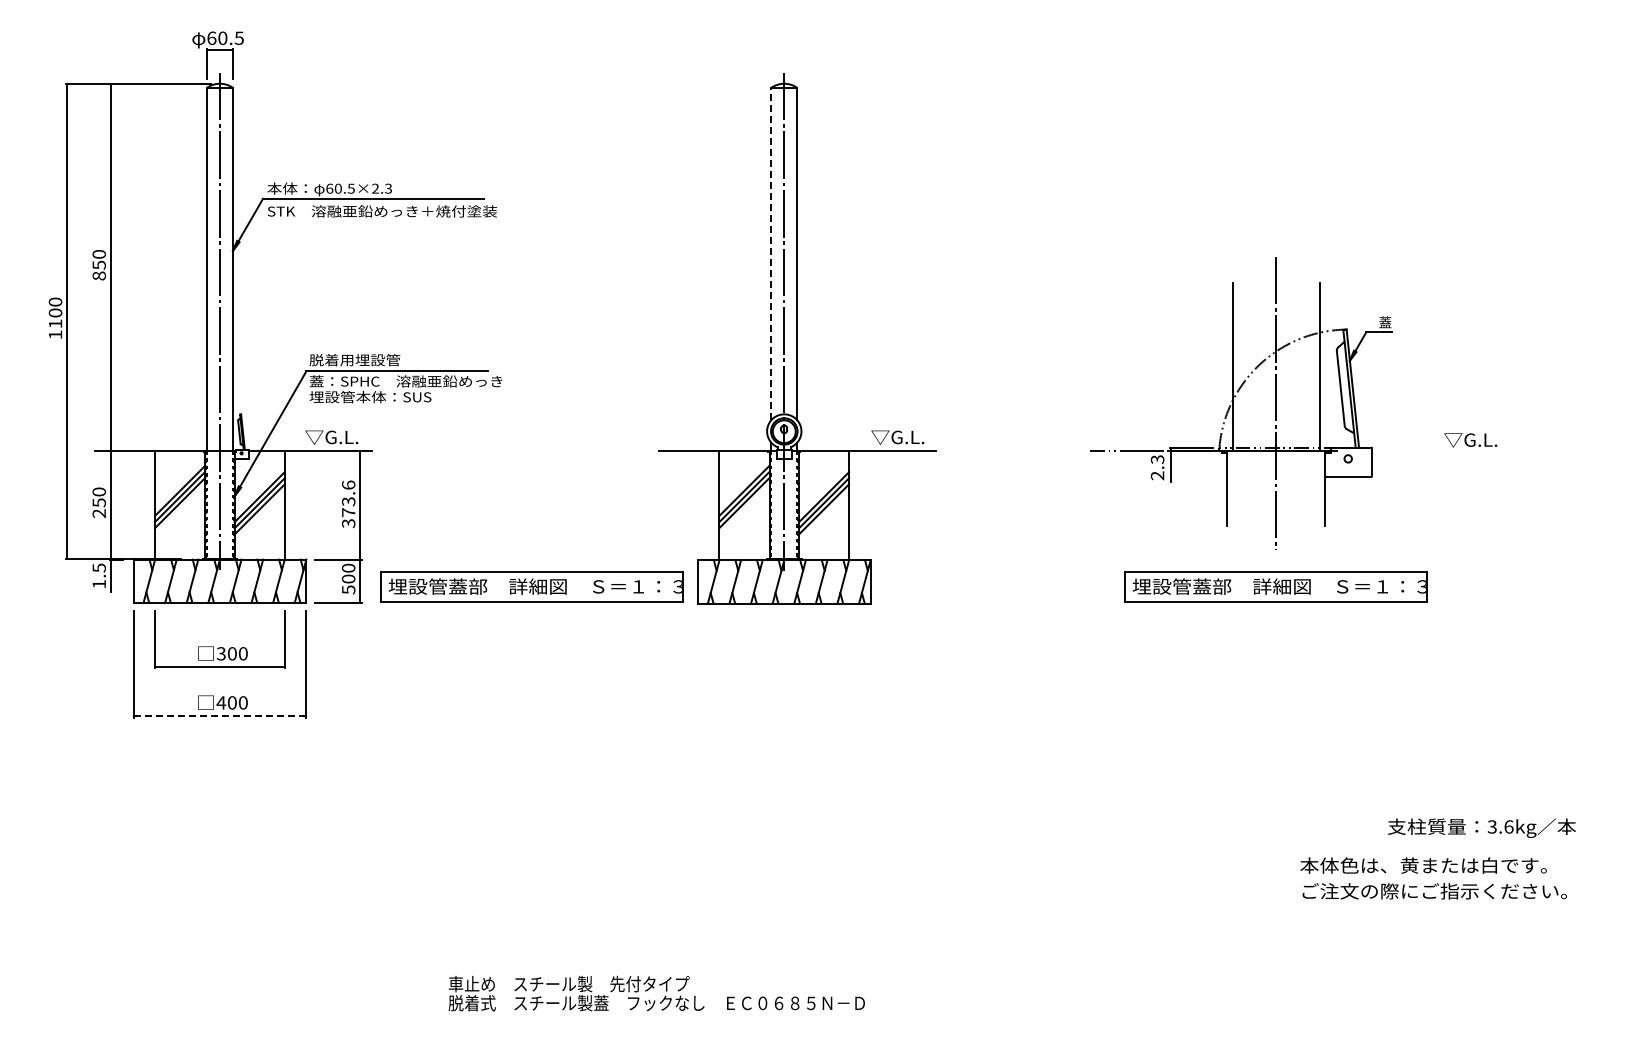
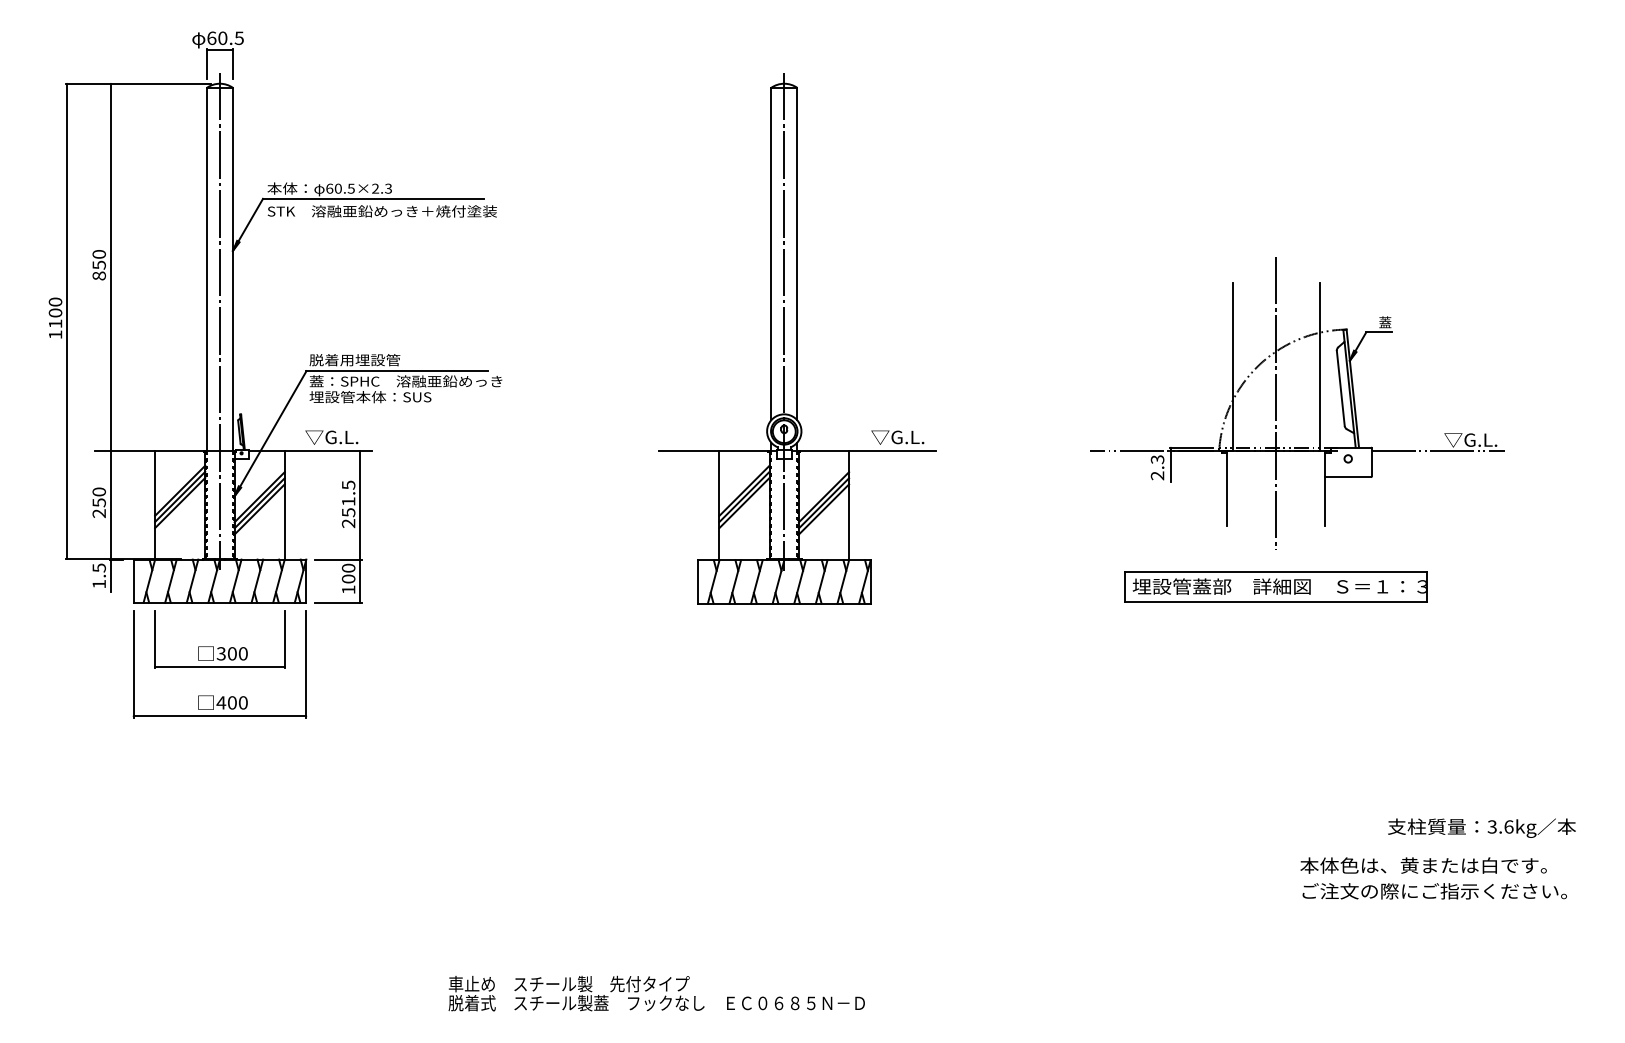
line: dashed -> solid (771, 253)
line: none -> present (1437, 450)
text: 373.6 -> 251.5 (348, 504)
part: present -> none (531, 586)
text: 500 -> 100 (348, 589)
line: dashed -> solid (220, 716)
